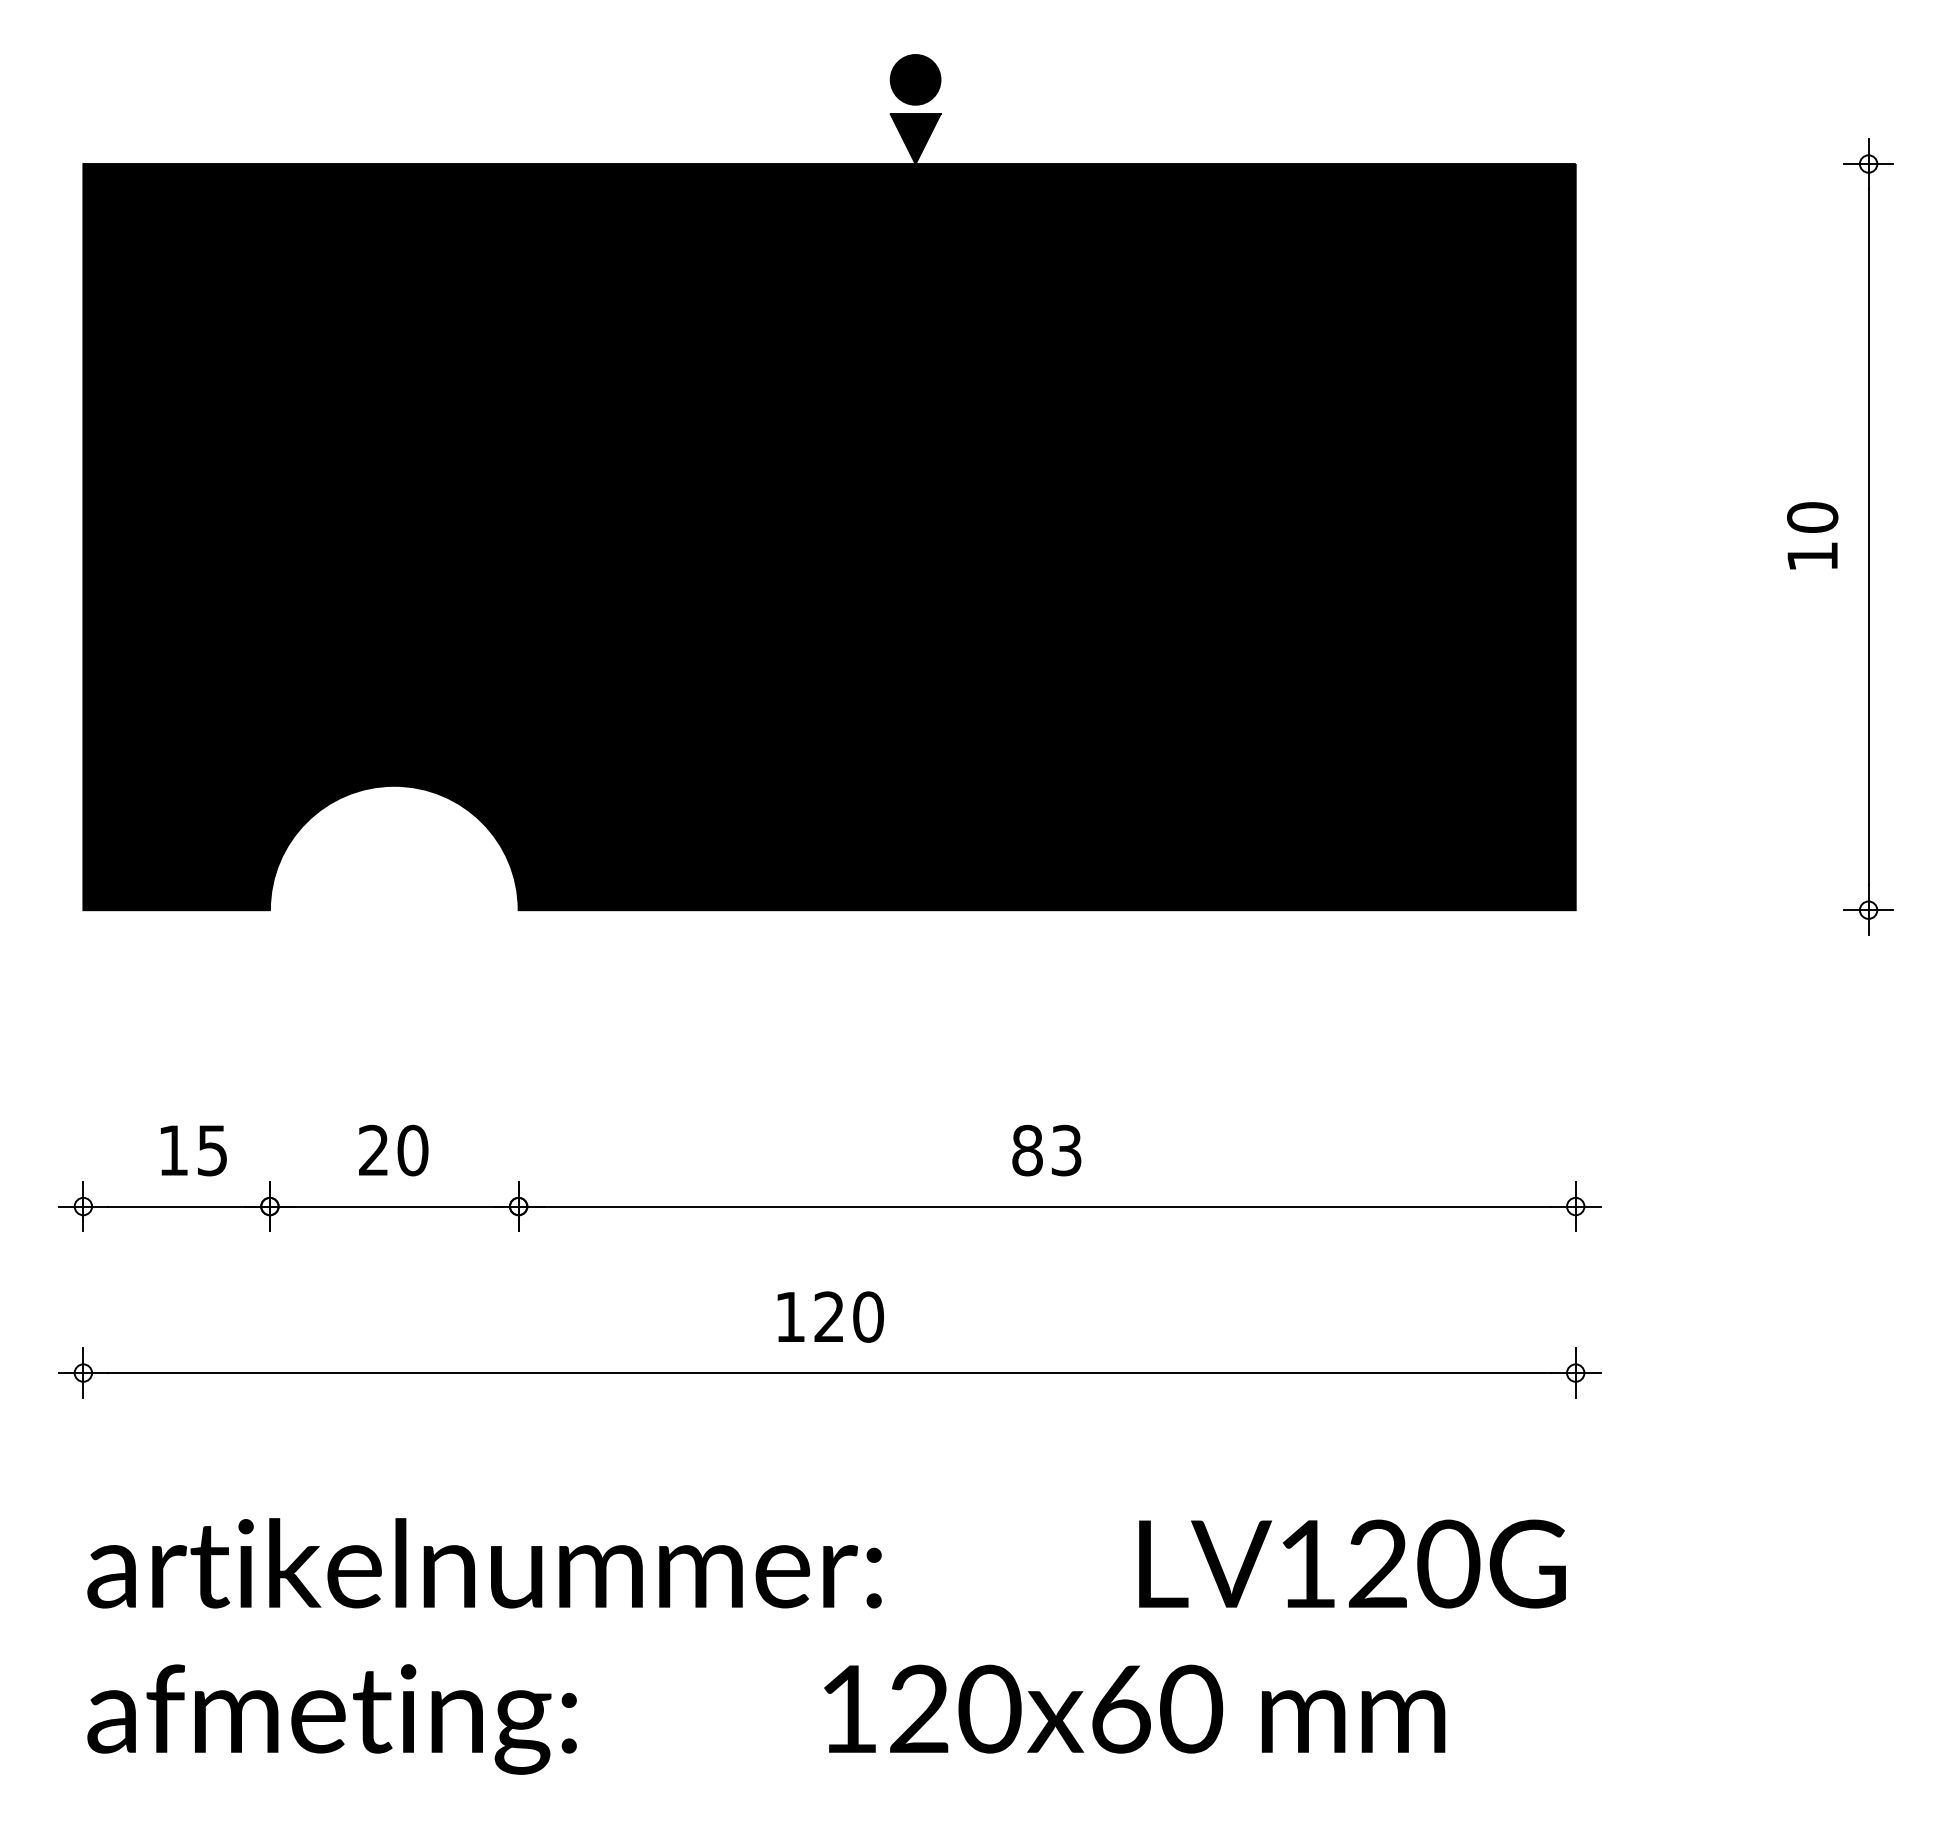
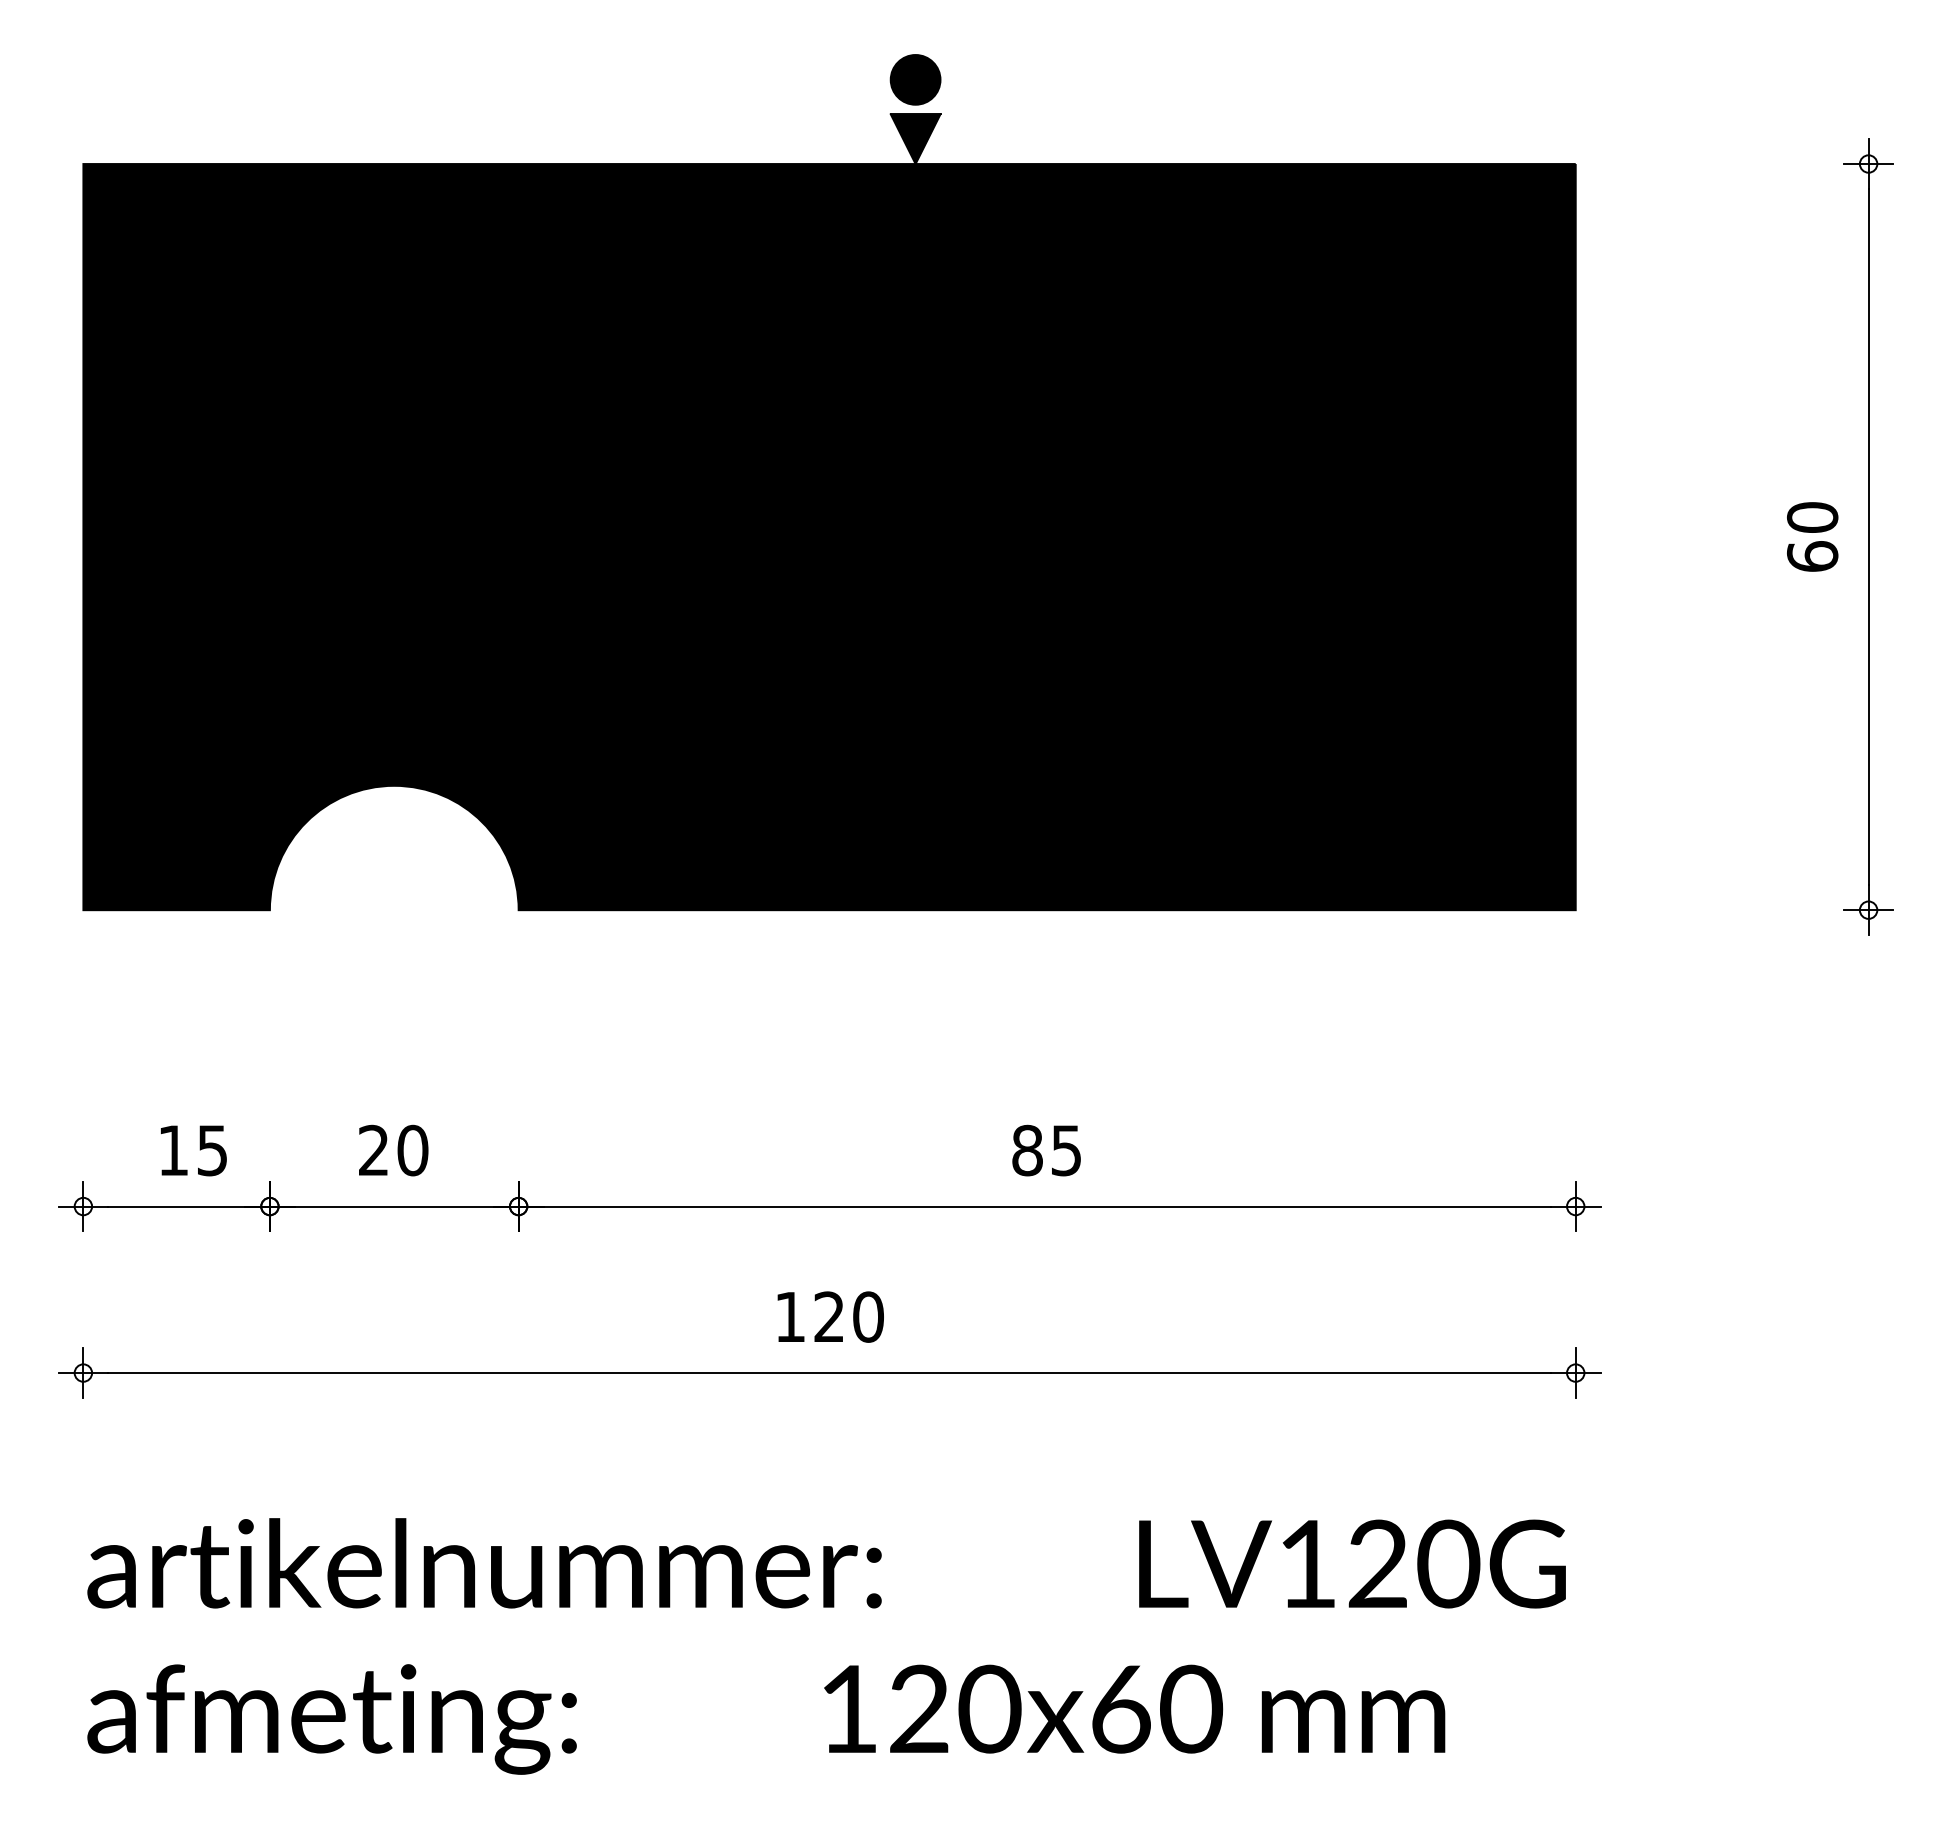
text: 10 -> 60 (1812, 556)
text: 83 -> 85 (1066, 1149)
